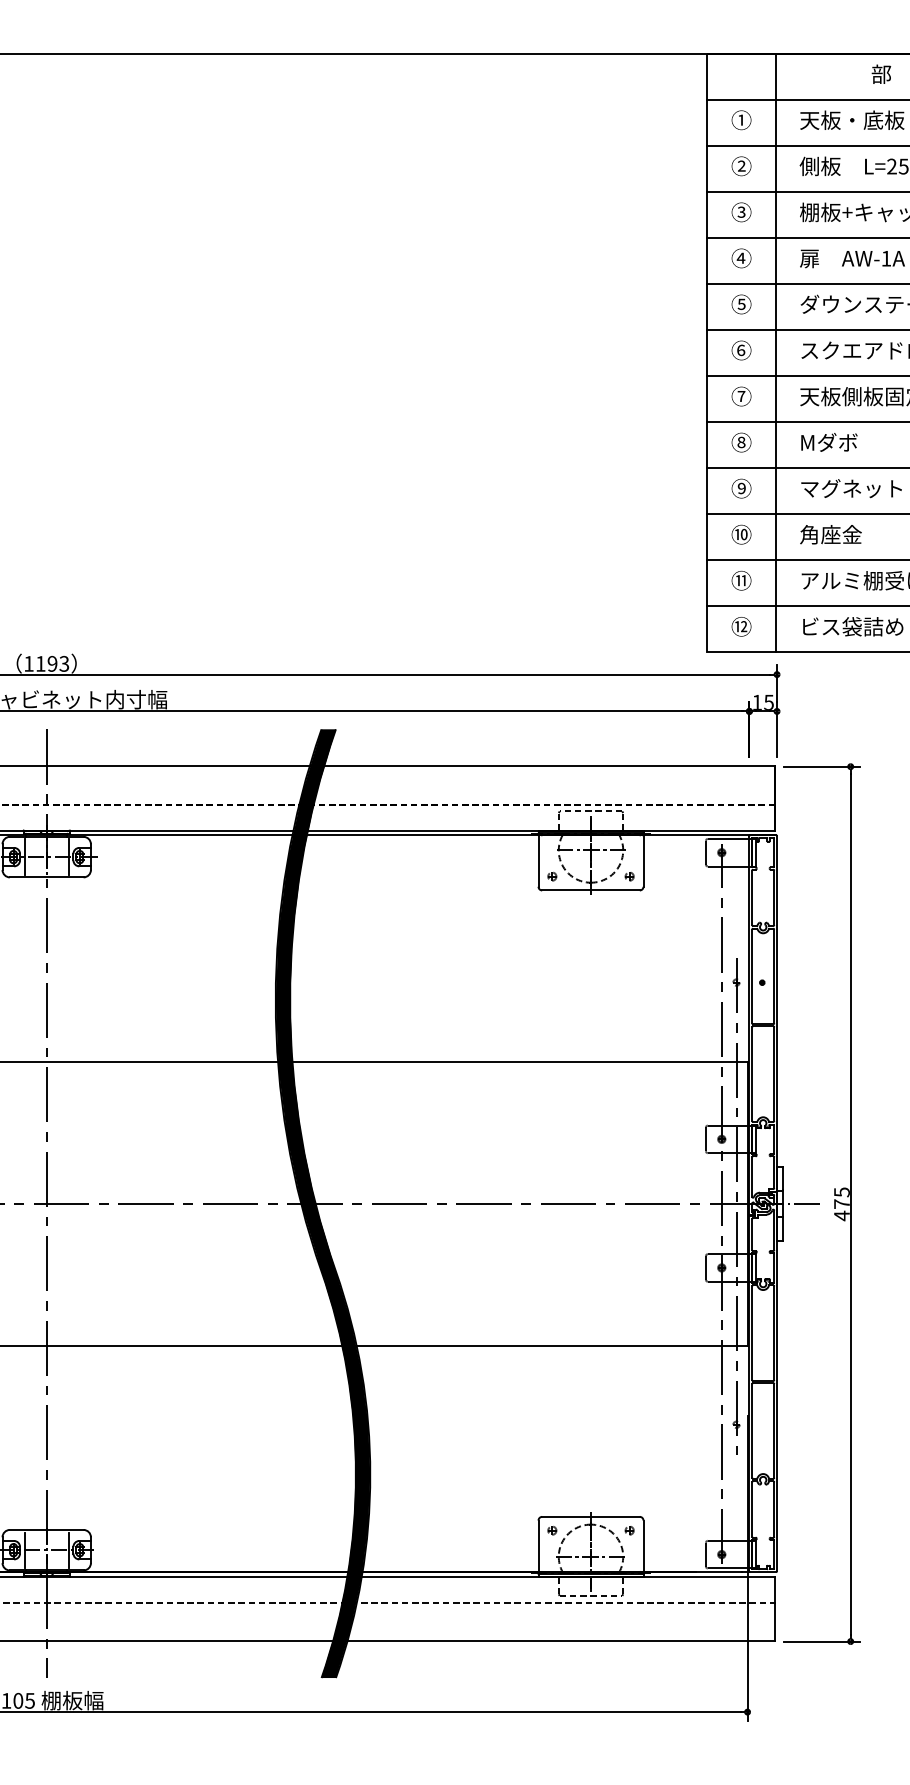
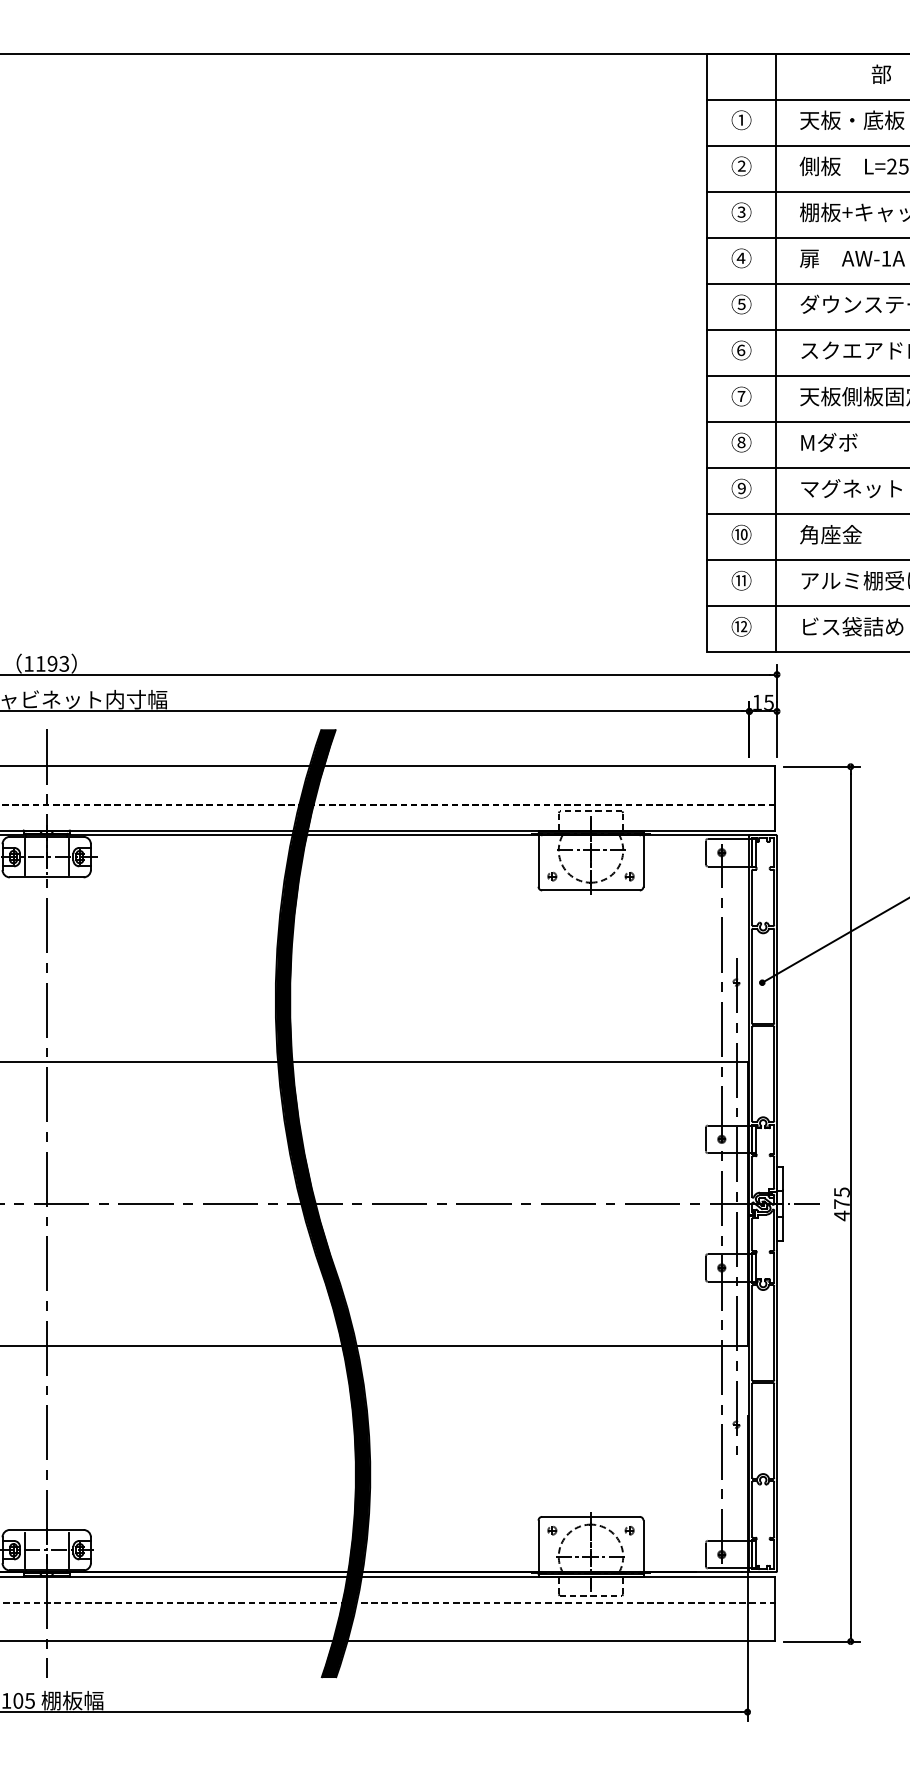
line: none -> present (834, 940)
